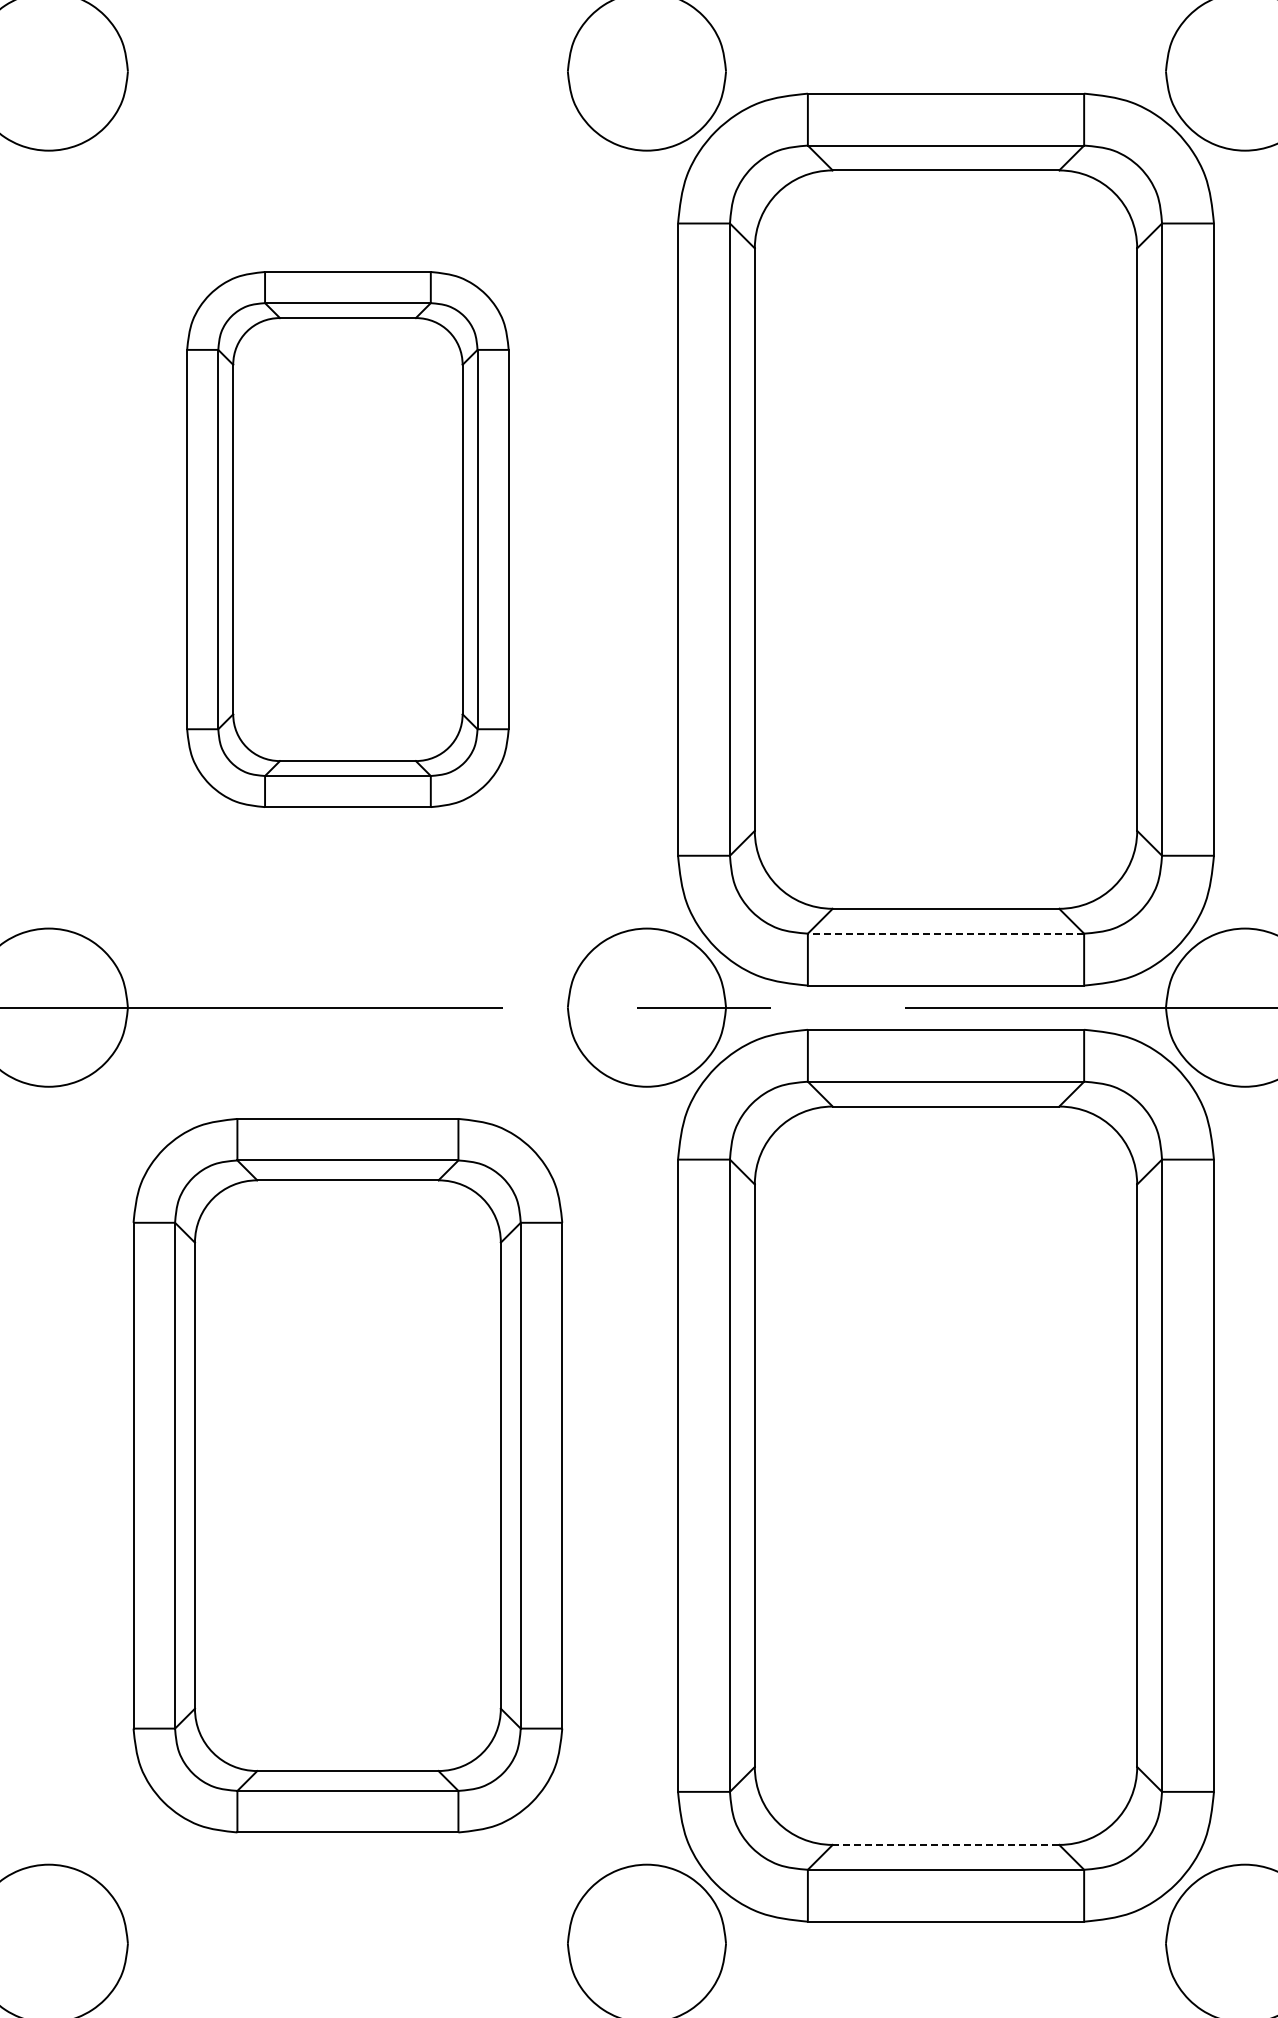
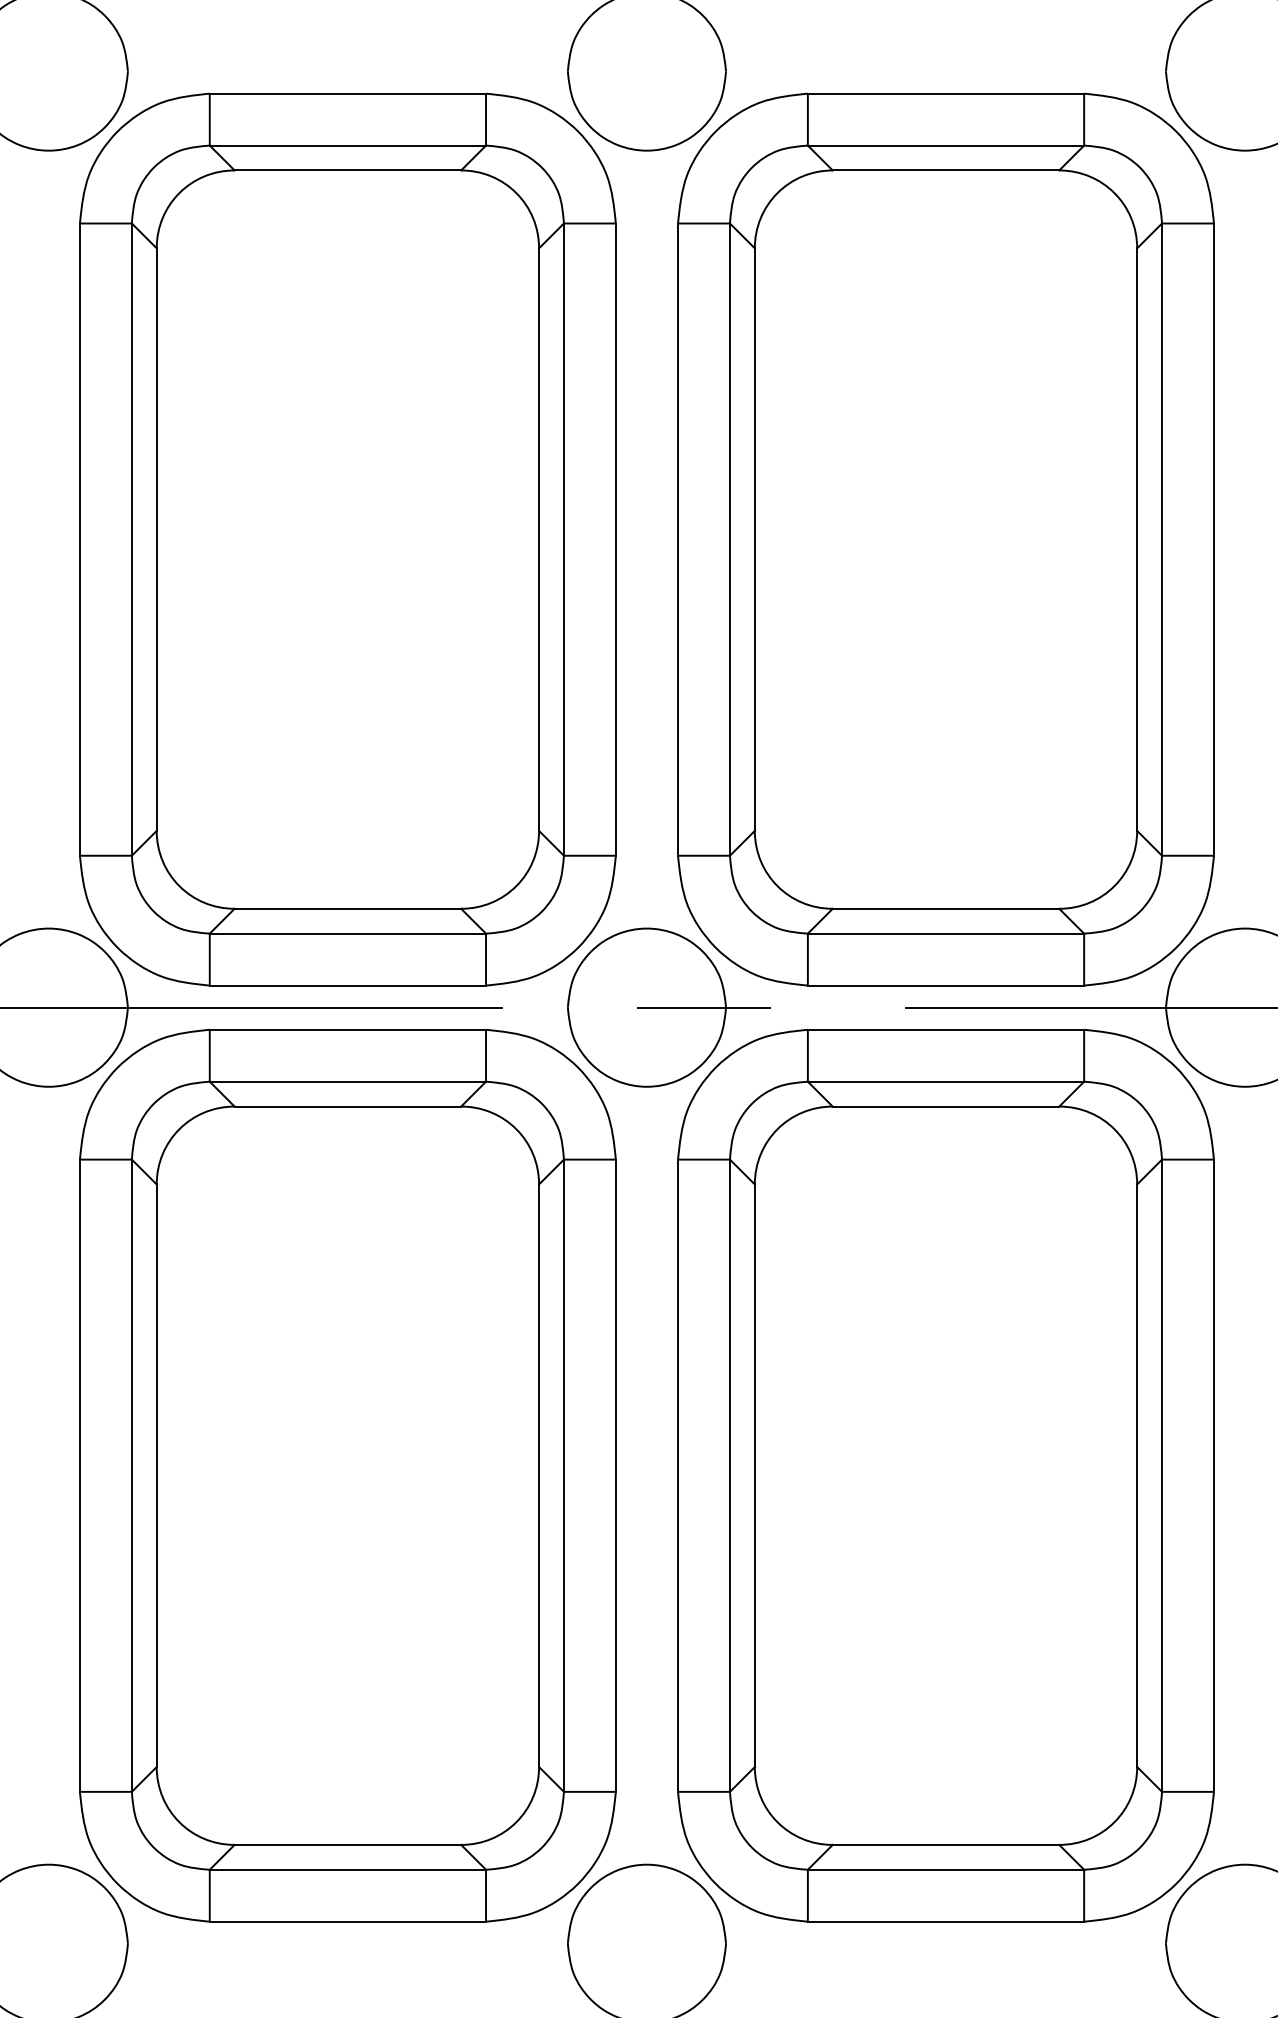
part size: 324x537 px -> 538x895 px (347, 539)
line: dashed -> solid (945, 933)
part size: 432x716 px -> 538x895 px (347, 1475)
line: dashed -> solid (945, 1844)
